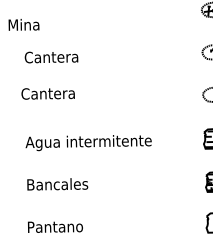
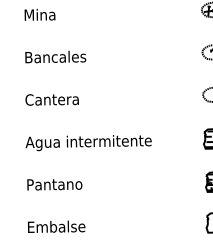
text position: (23, 24) -> (39, 14) (39, 14)
text: Cantera -> Bancales (55, 56)
text position: (47, 93) -> (51, 99) (51, 99)
text: Bancales -> Pantano (58, 184)
text: Pantano -> Embalse (57, 226)
